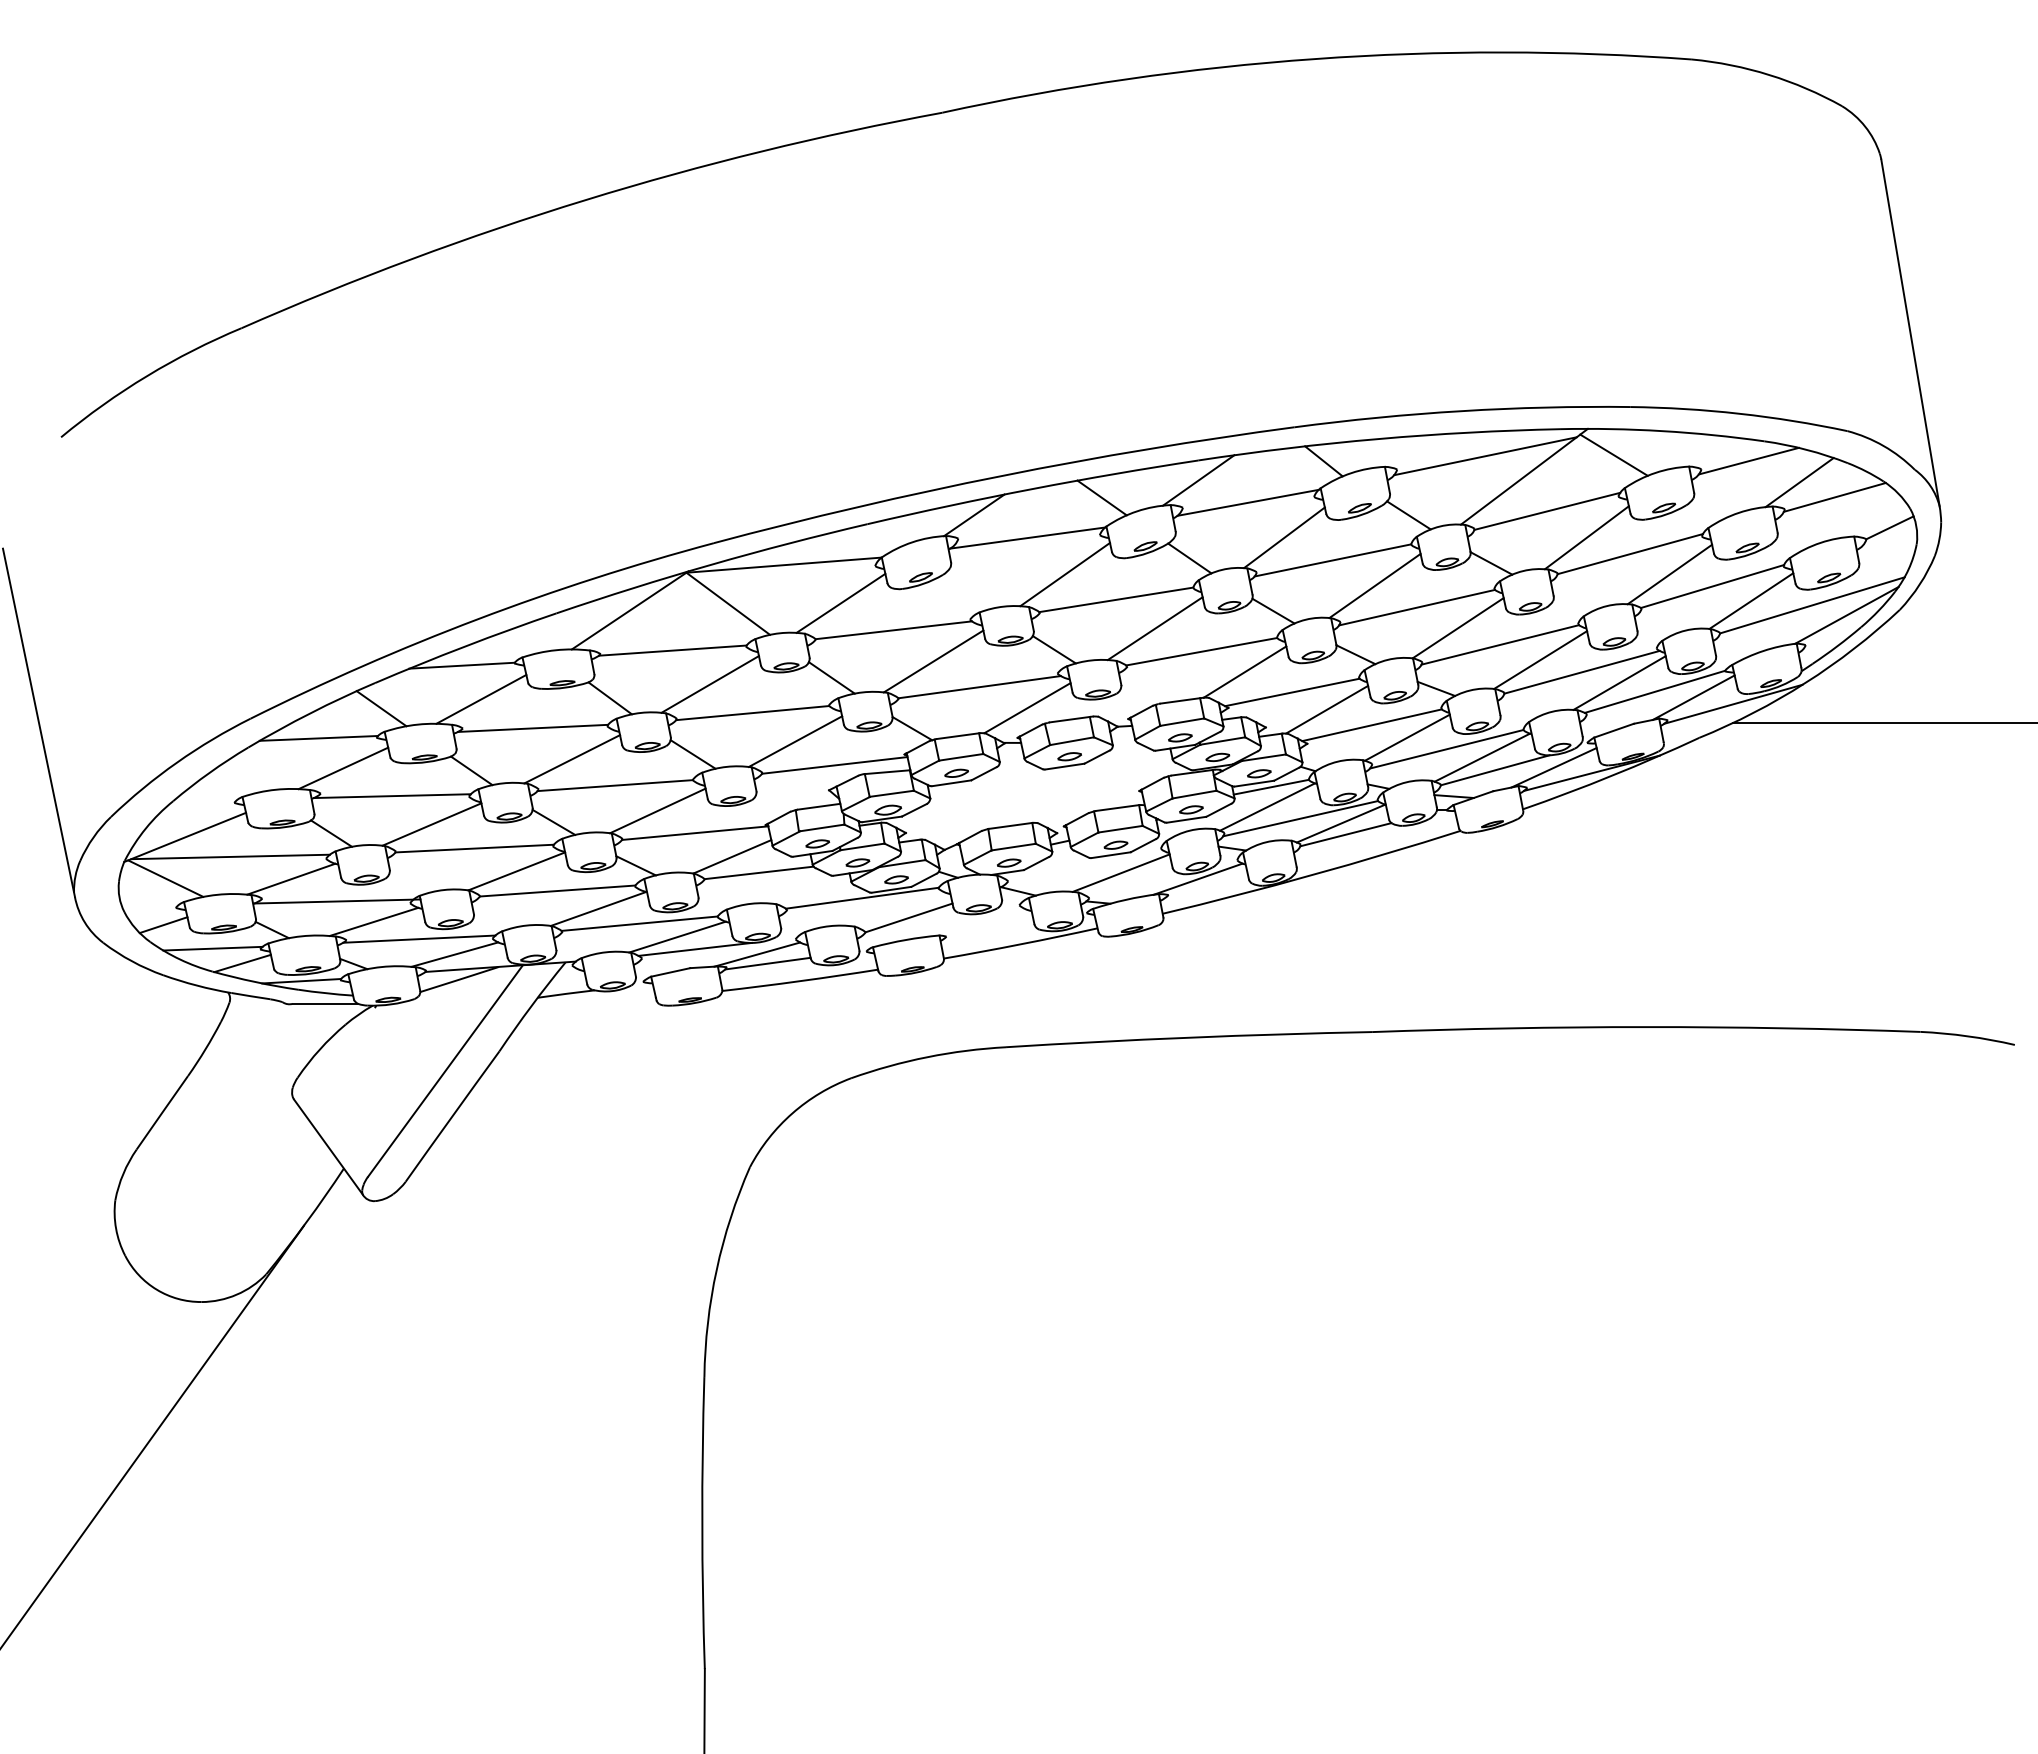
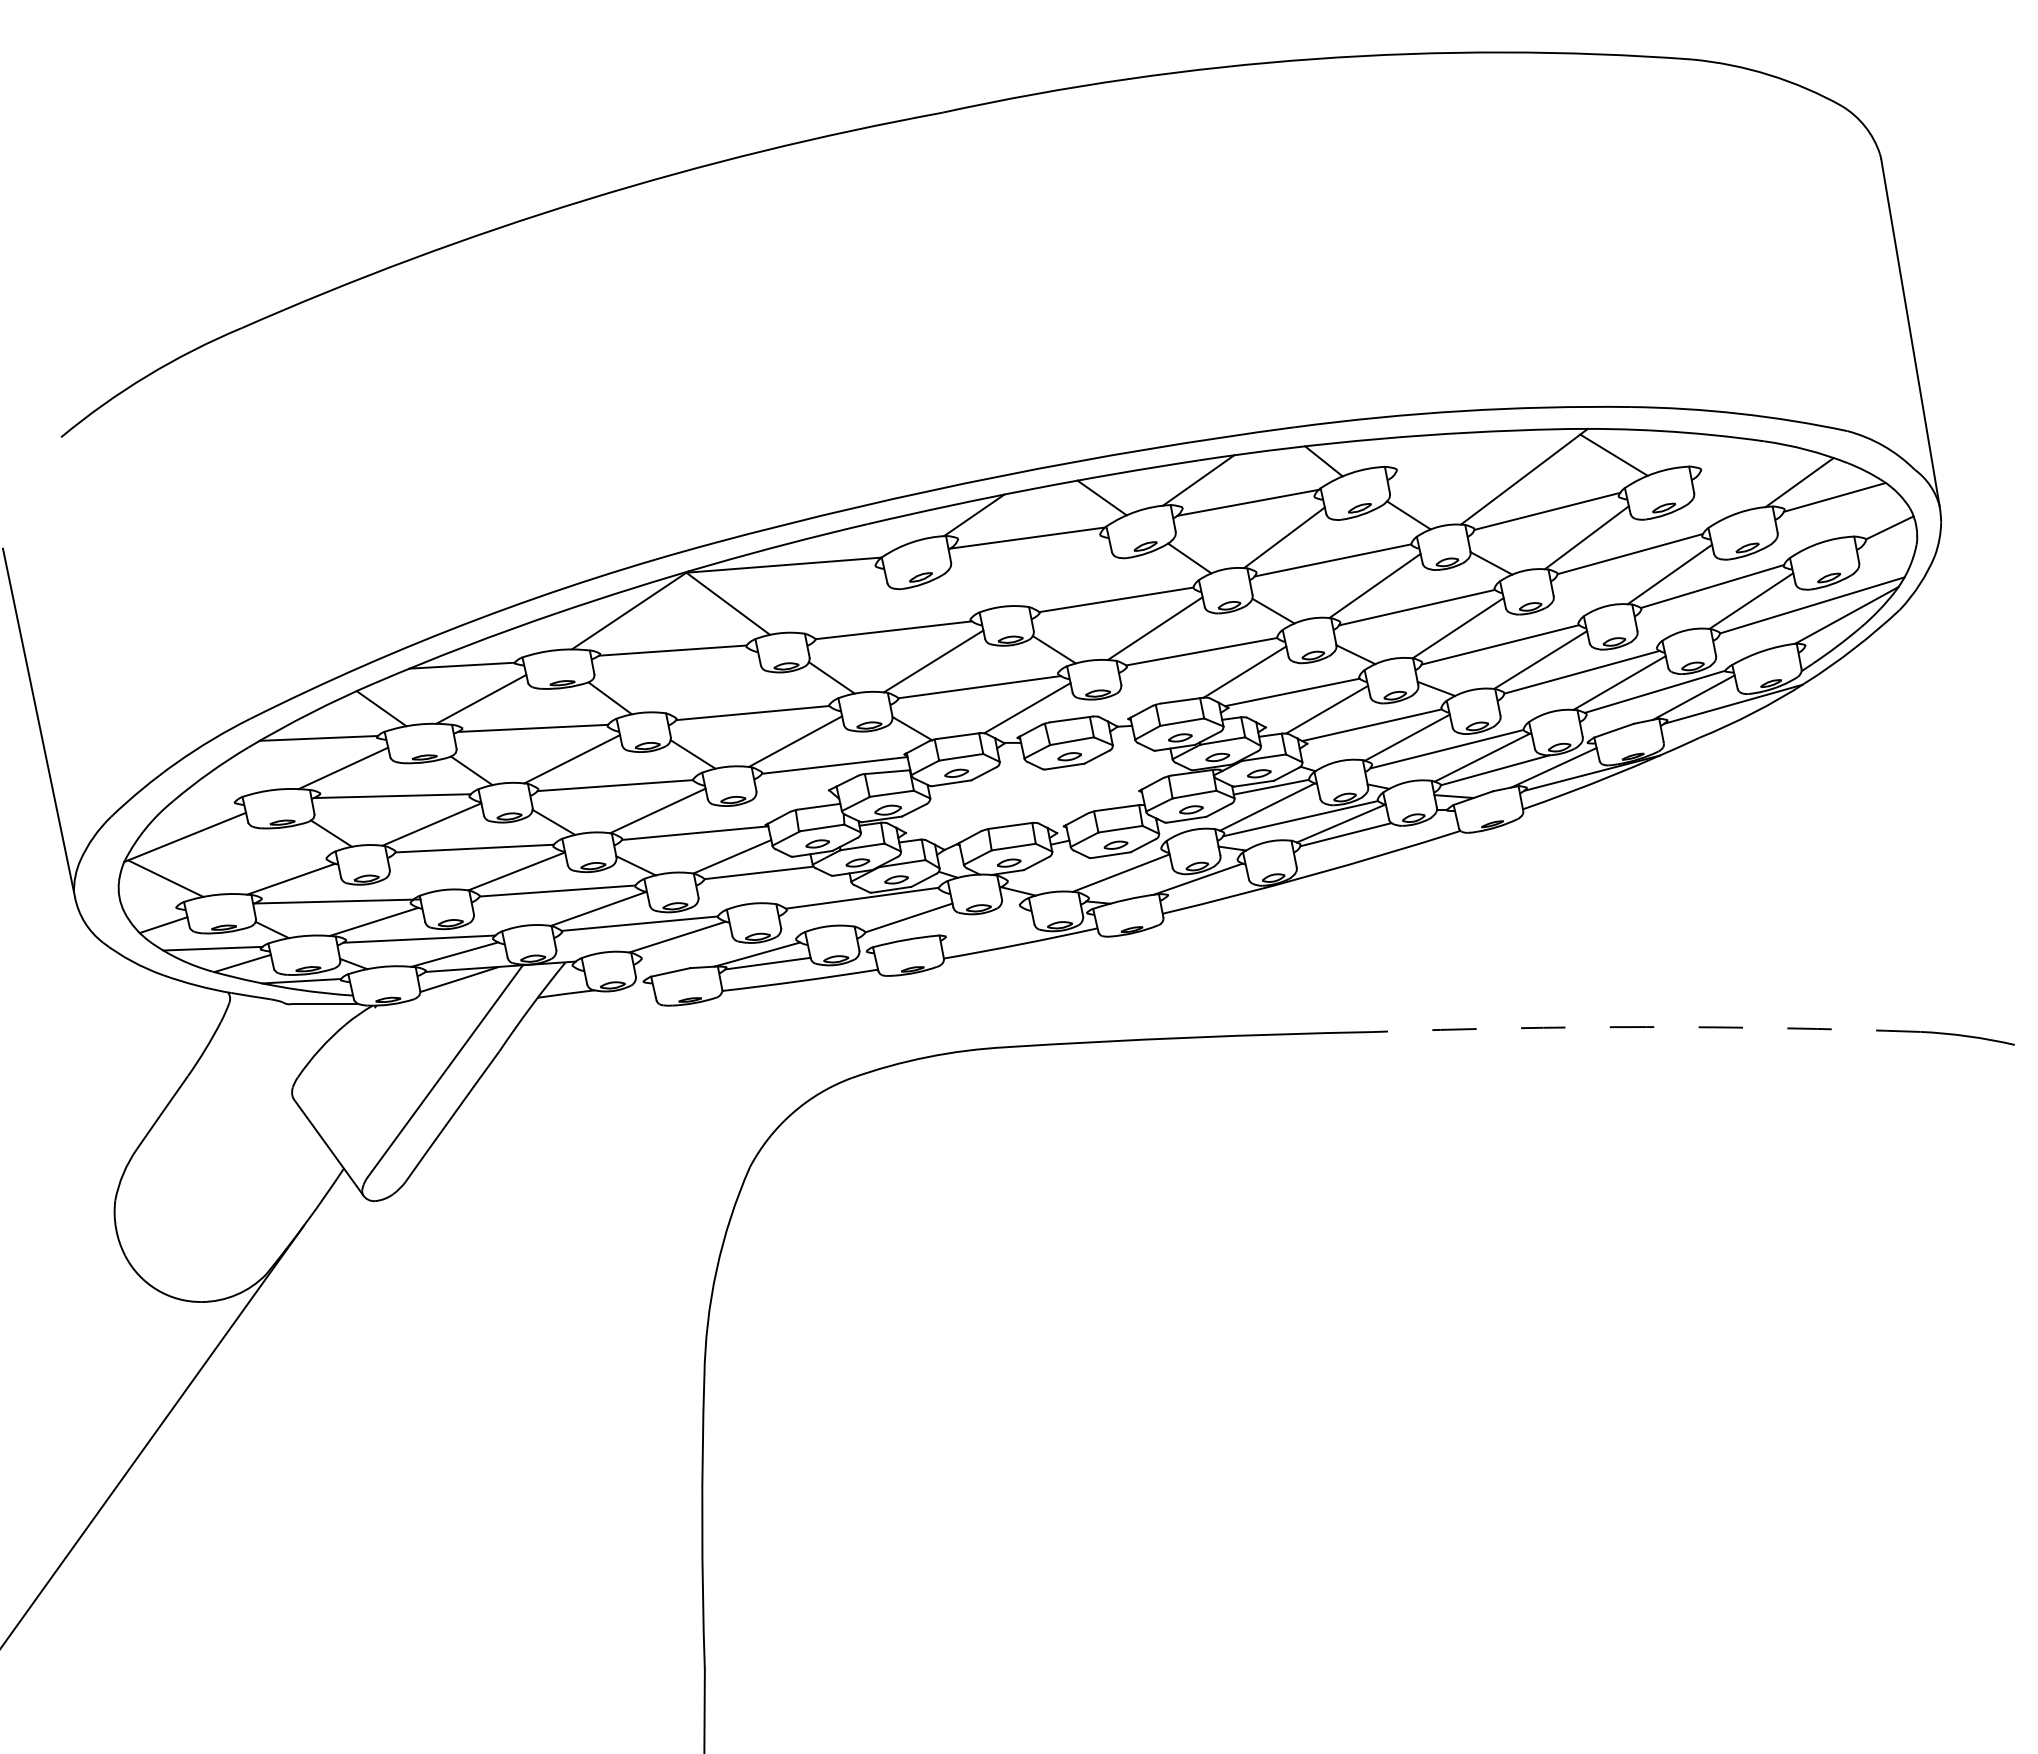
line: present -> none (1485, 456)
line: present -> none (1748, 460)
line: present -> none (1065, 574)
line: present -> none (840, 602)
line: present -> none (709, 684)
line: present -> none (1883, 722)
line: present -> none (230, 856)
line: present -> none (695, 948)
arc: solid -> dashed (1646, 1027)
